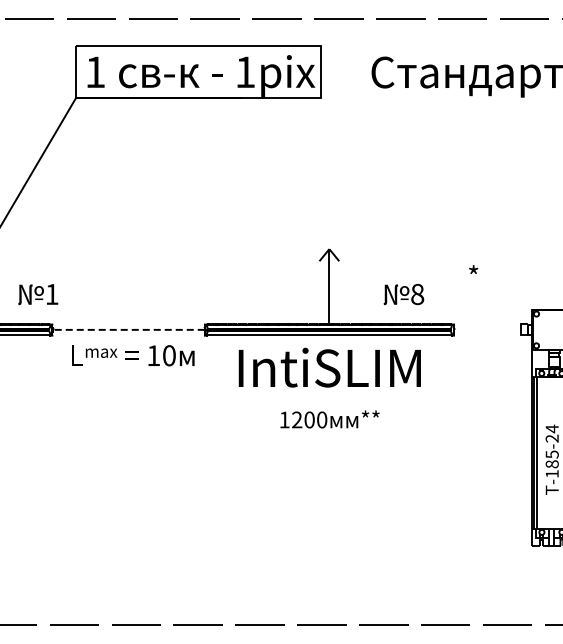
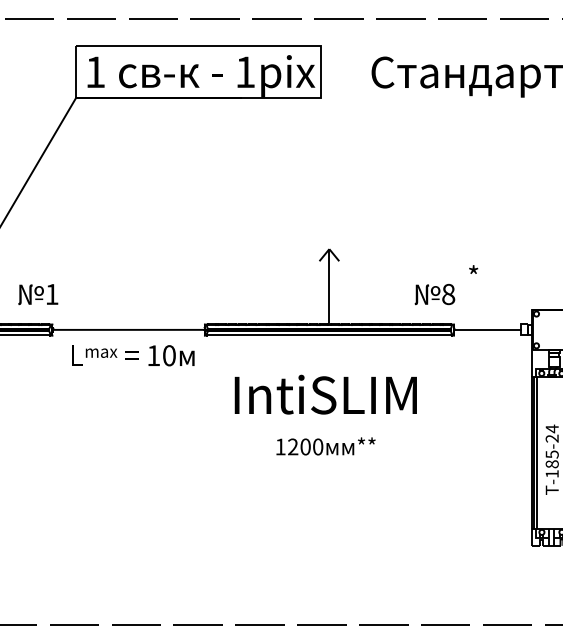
text position: (403, 294) -> (434, 294) (434, 294)
line: dashed -> solid (128, 329)
line: none -> present (487, 329)
text position: (329, 387) -> (325, 414) (325, 414)
